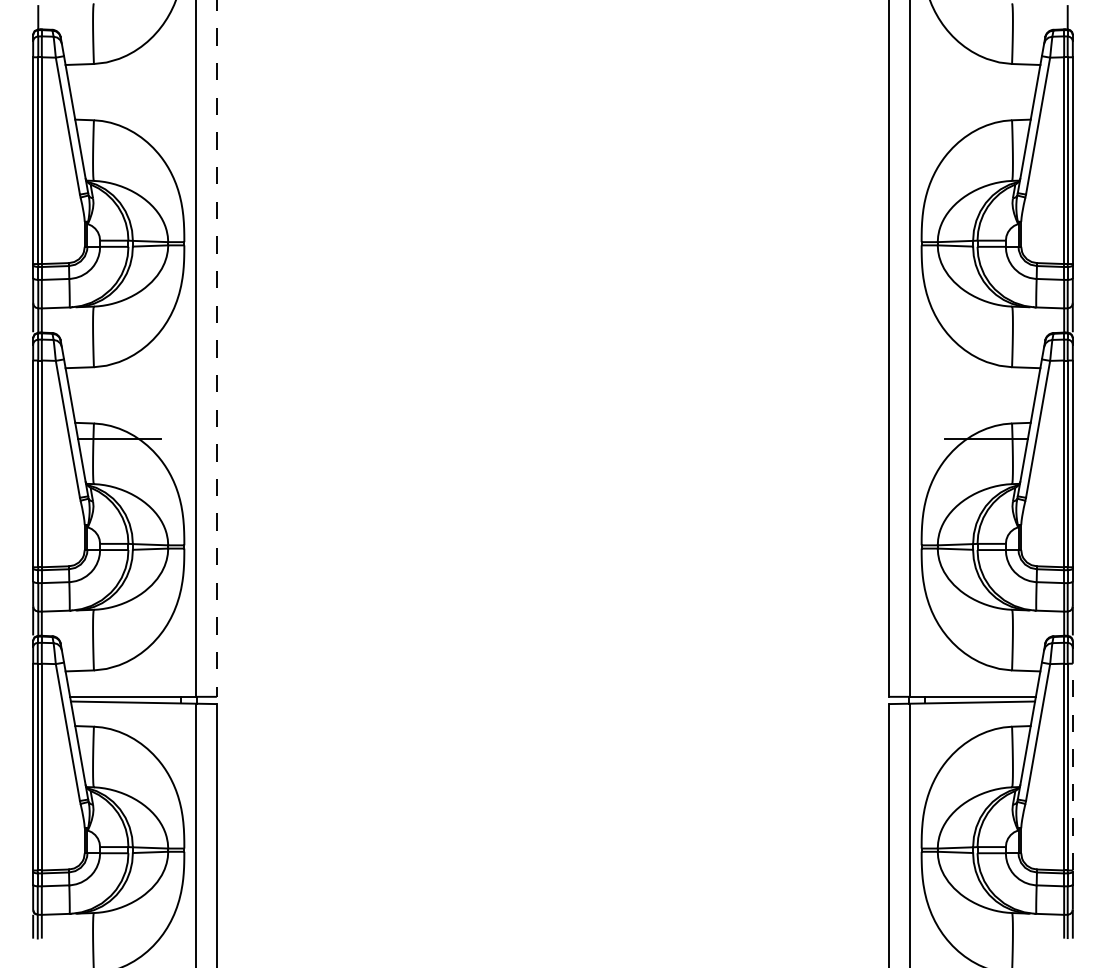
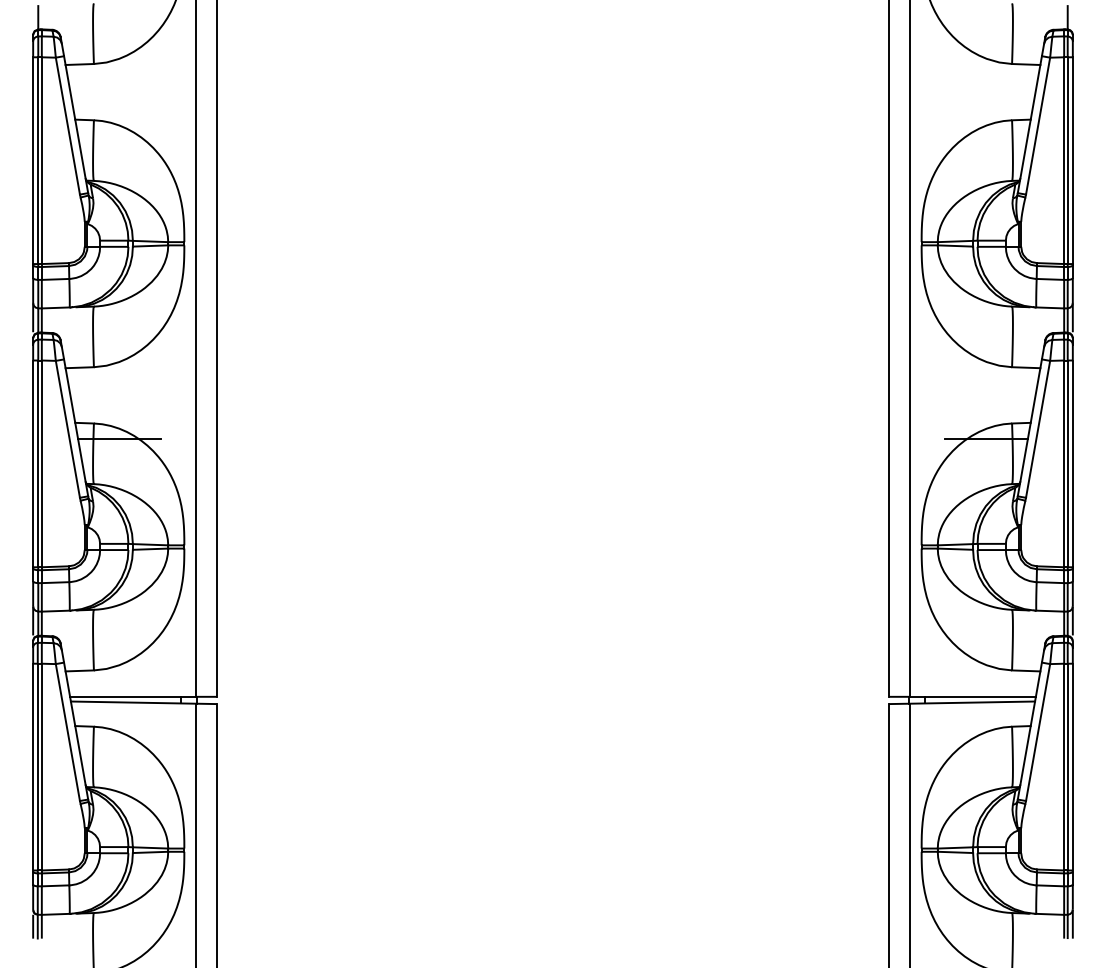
line: dashed -> solid (216, 348)
line: dashed -> solid (1072, 766)
